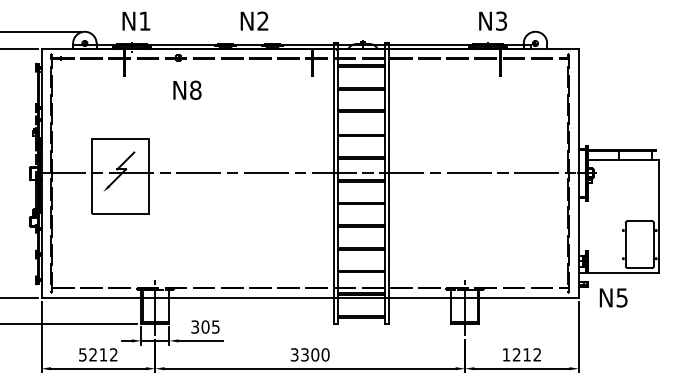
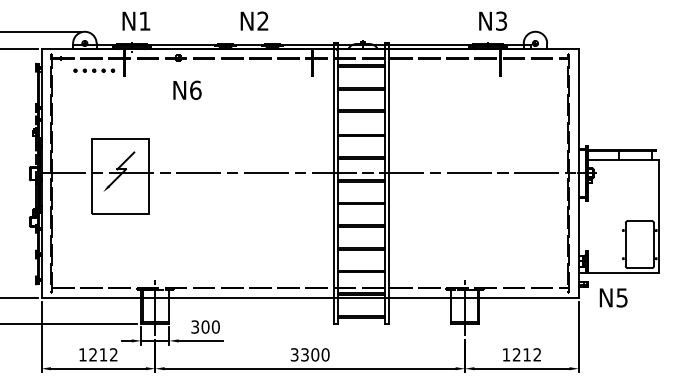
part: none -> present (94, 70)
text: N8 -> N6 (195, 89)
text: 305 -> 300 (215, 326)
text: 5212 -> 1212 (82, 354)
